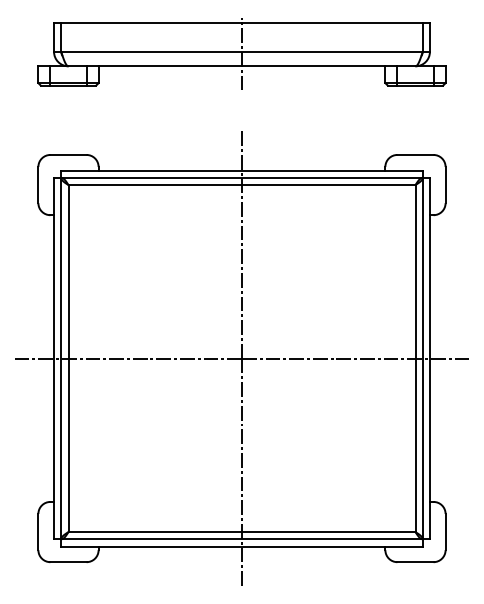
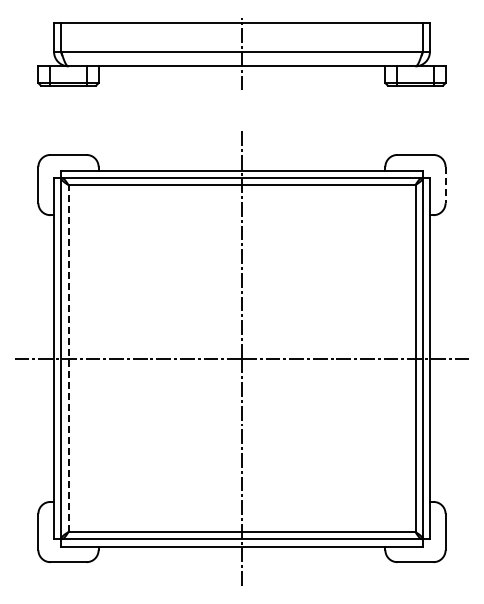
line: solid -> dashed (445, 185)
line: solid -> dashed (68, 358)
